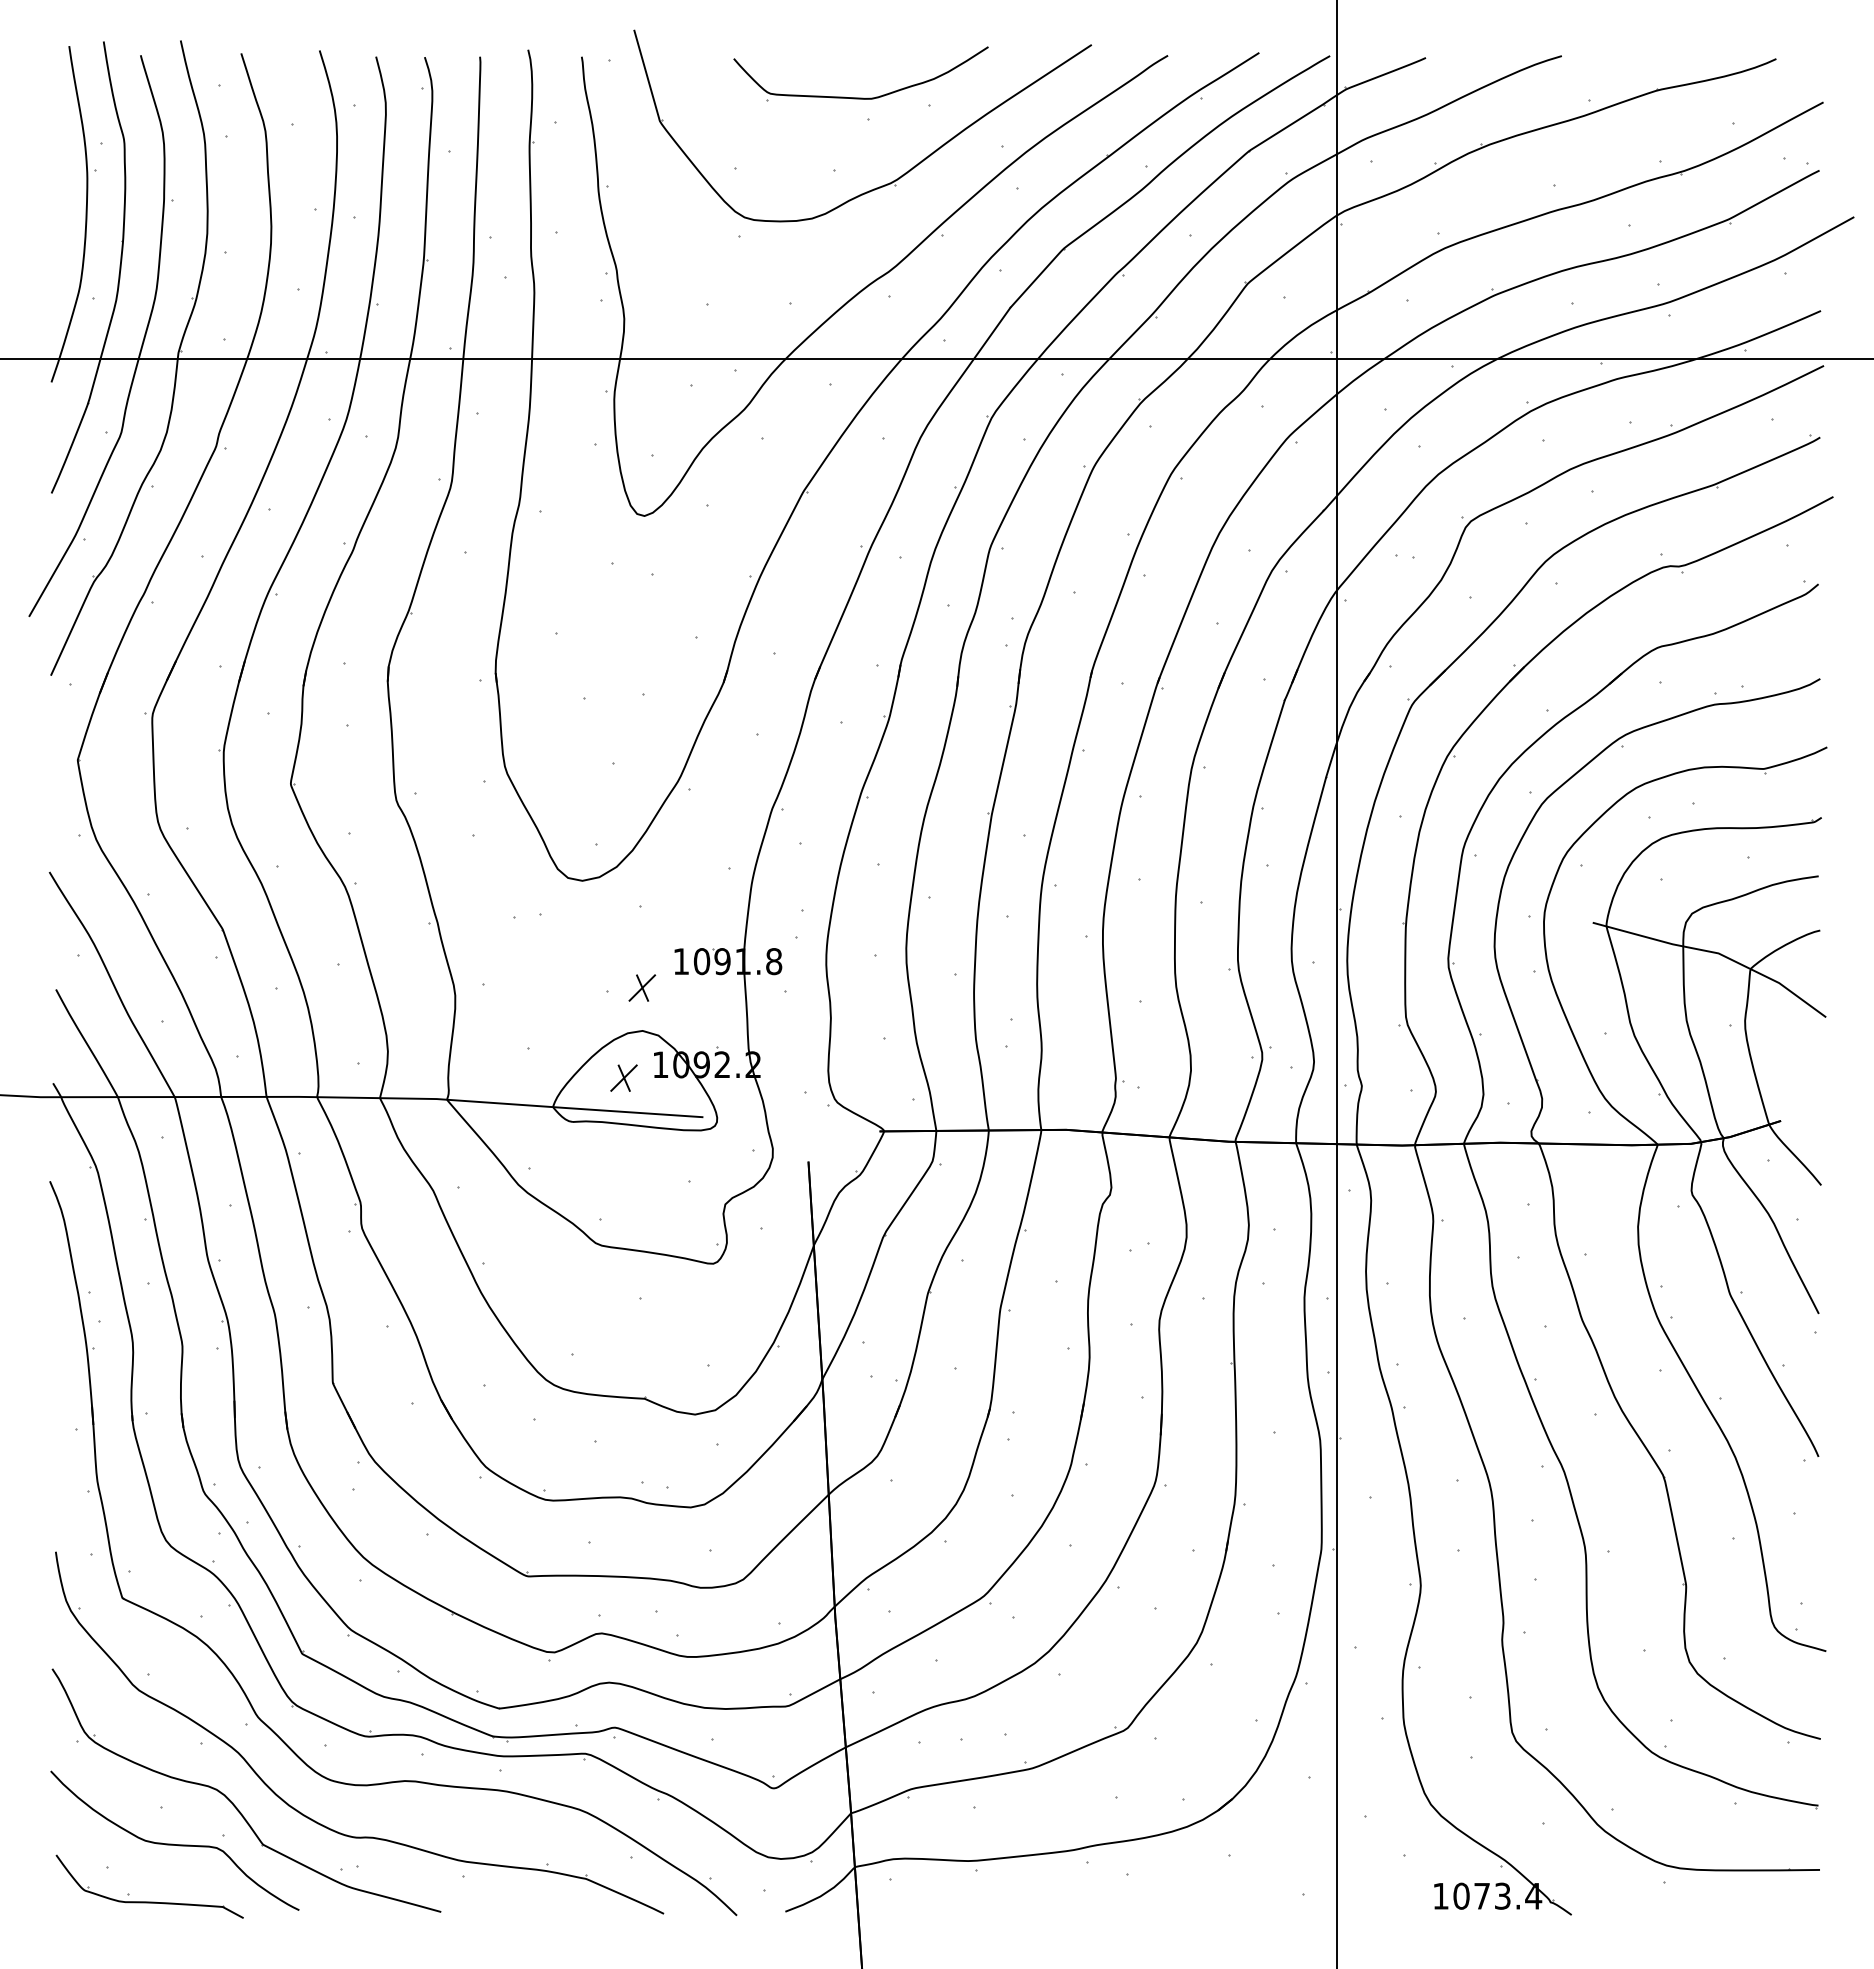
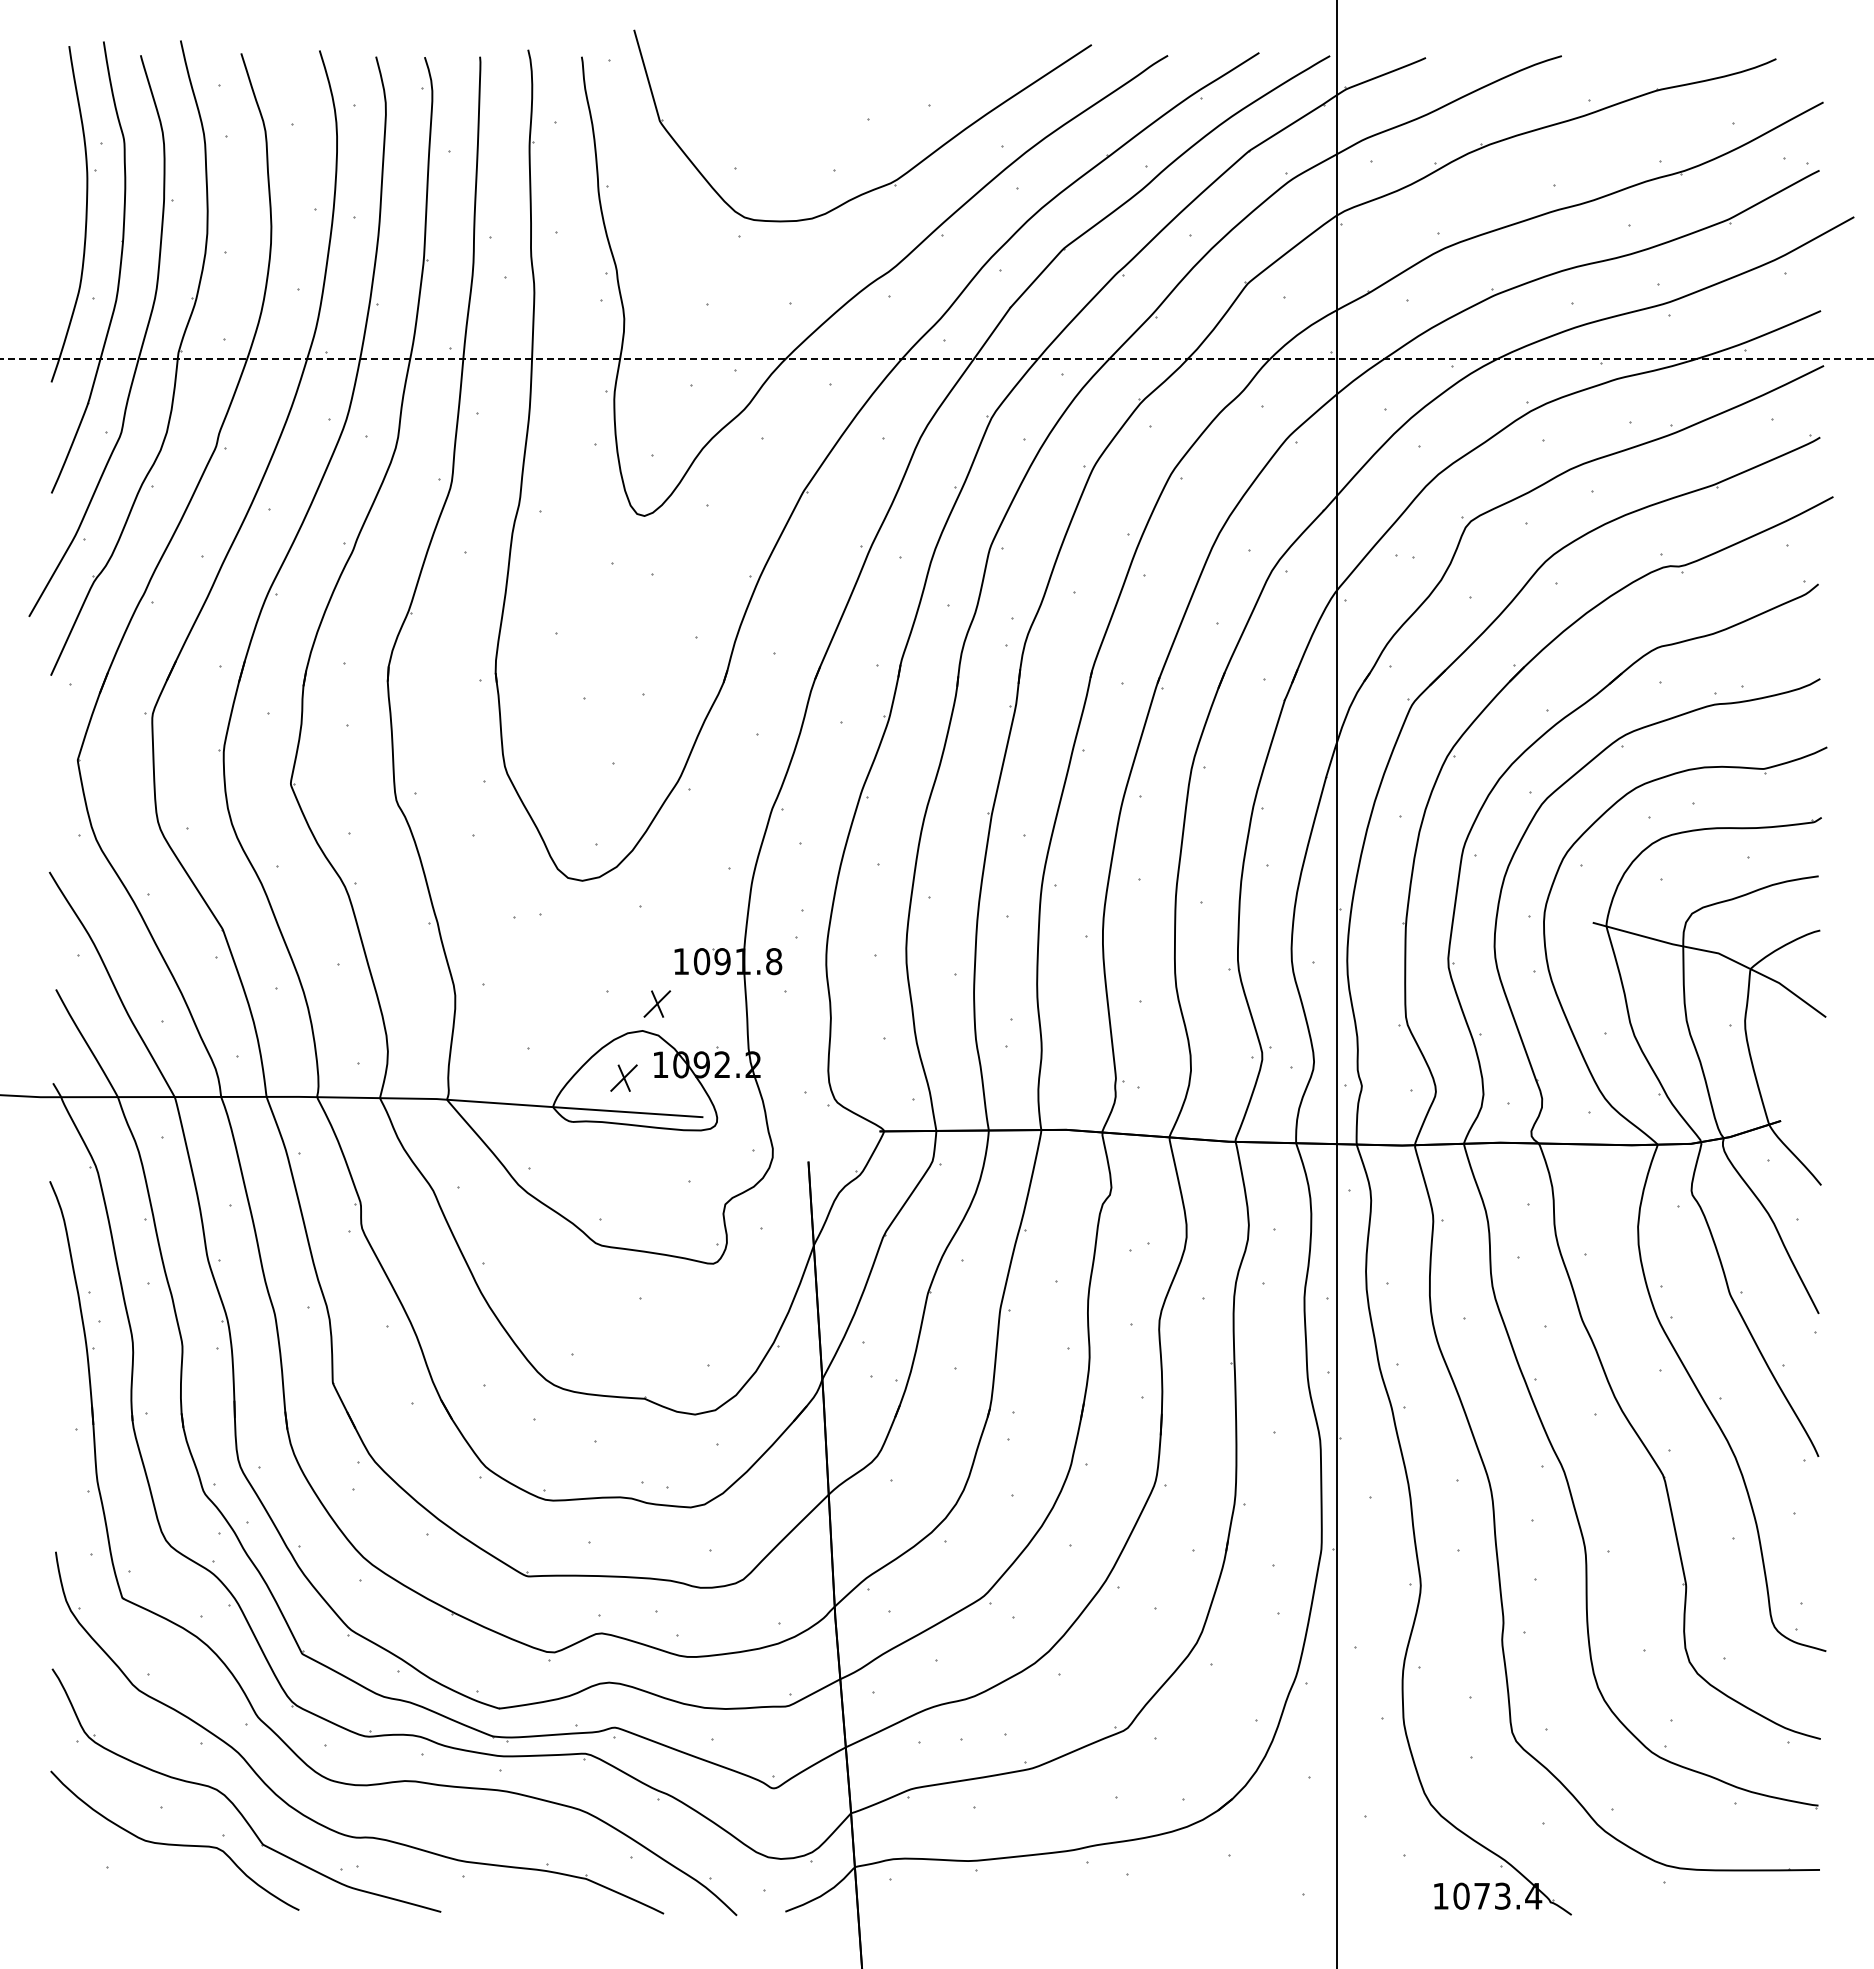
part: present -> none (860, 97)
line: solid -> dashed (937, 358)
part position: (642, 987) -> (657, 1003) (657, 1003)
part: present -> none (149, 1901)
